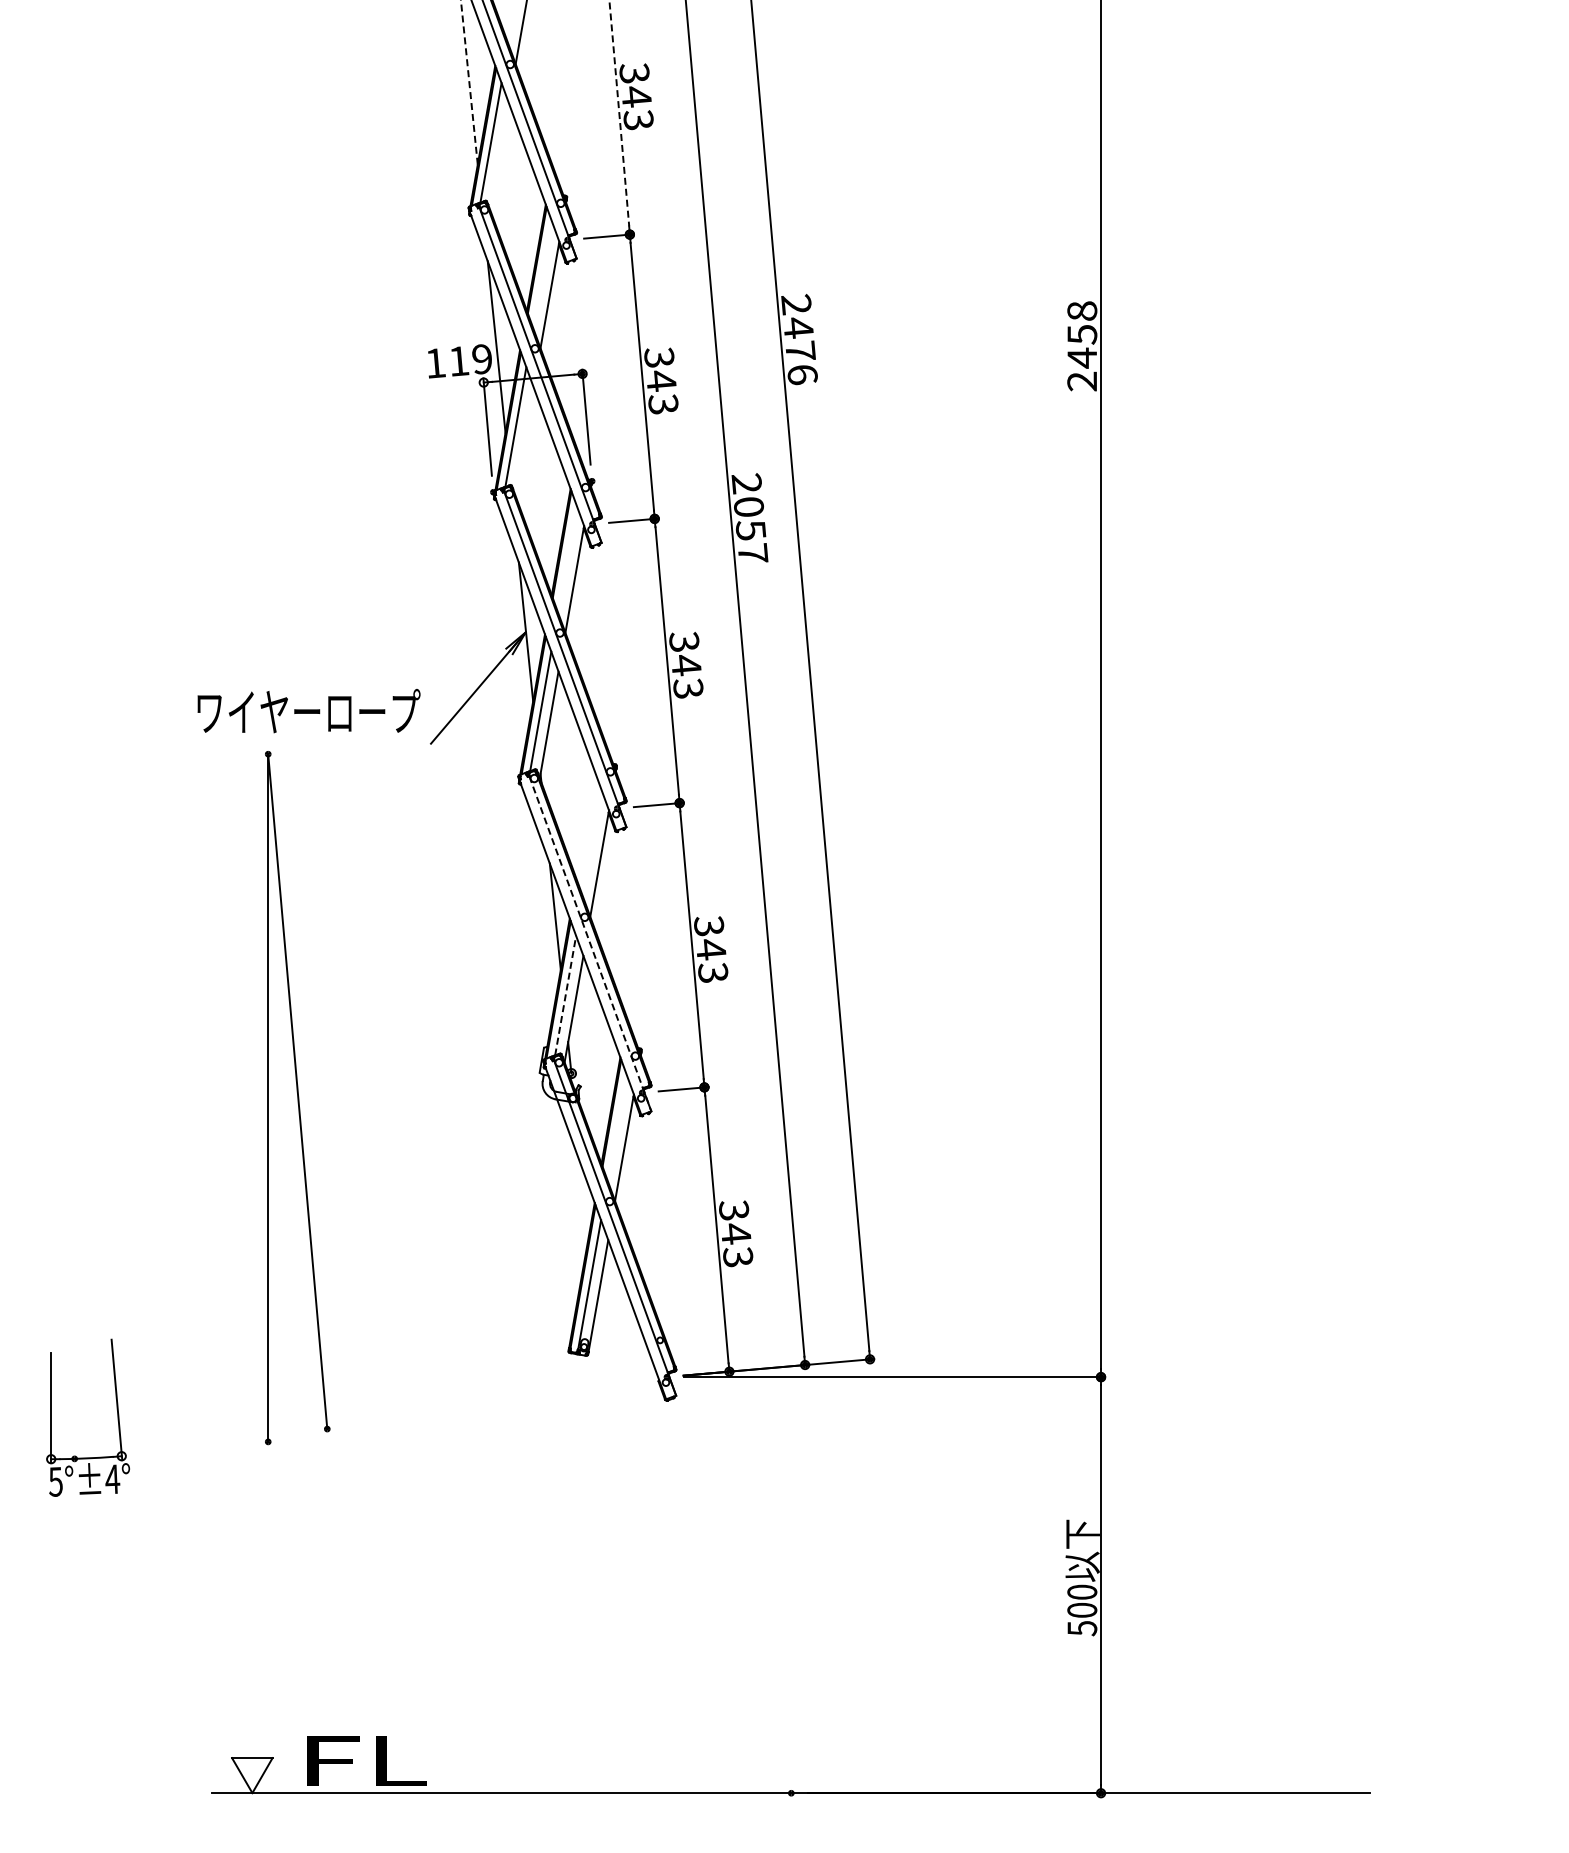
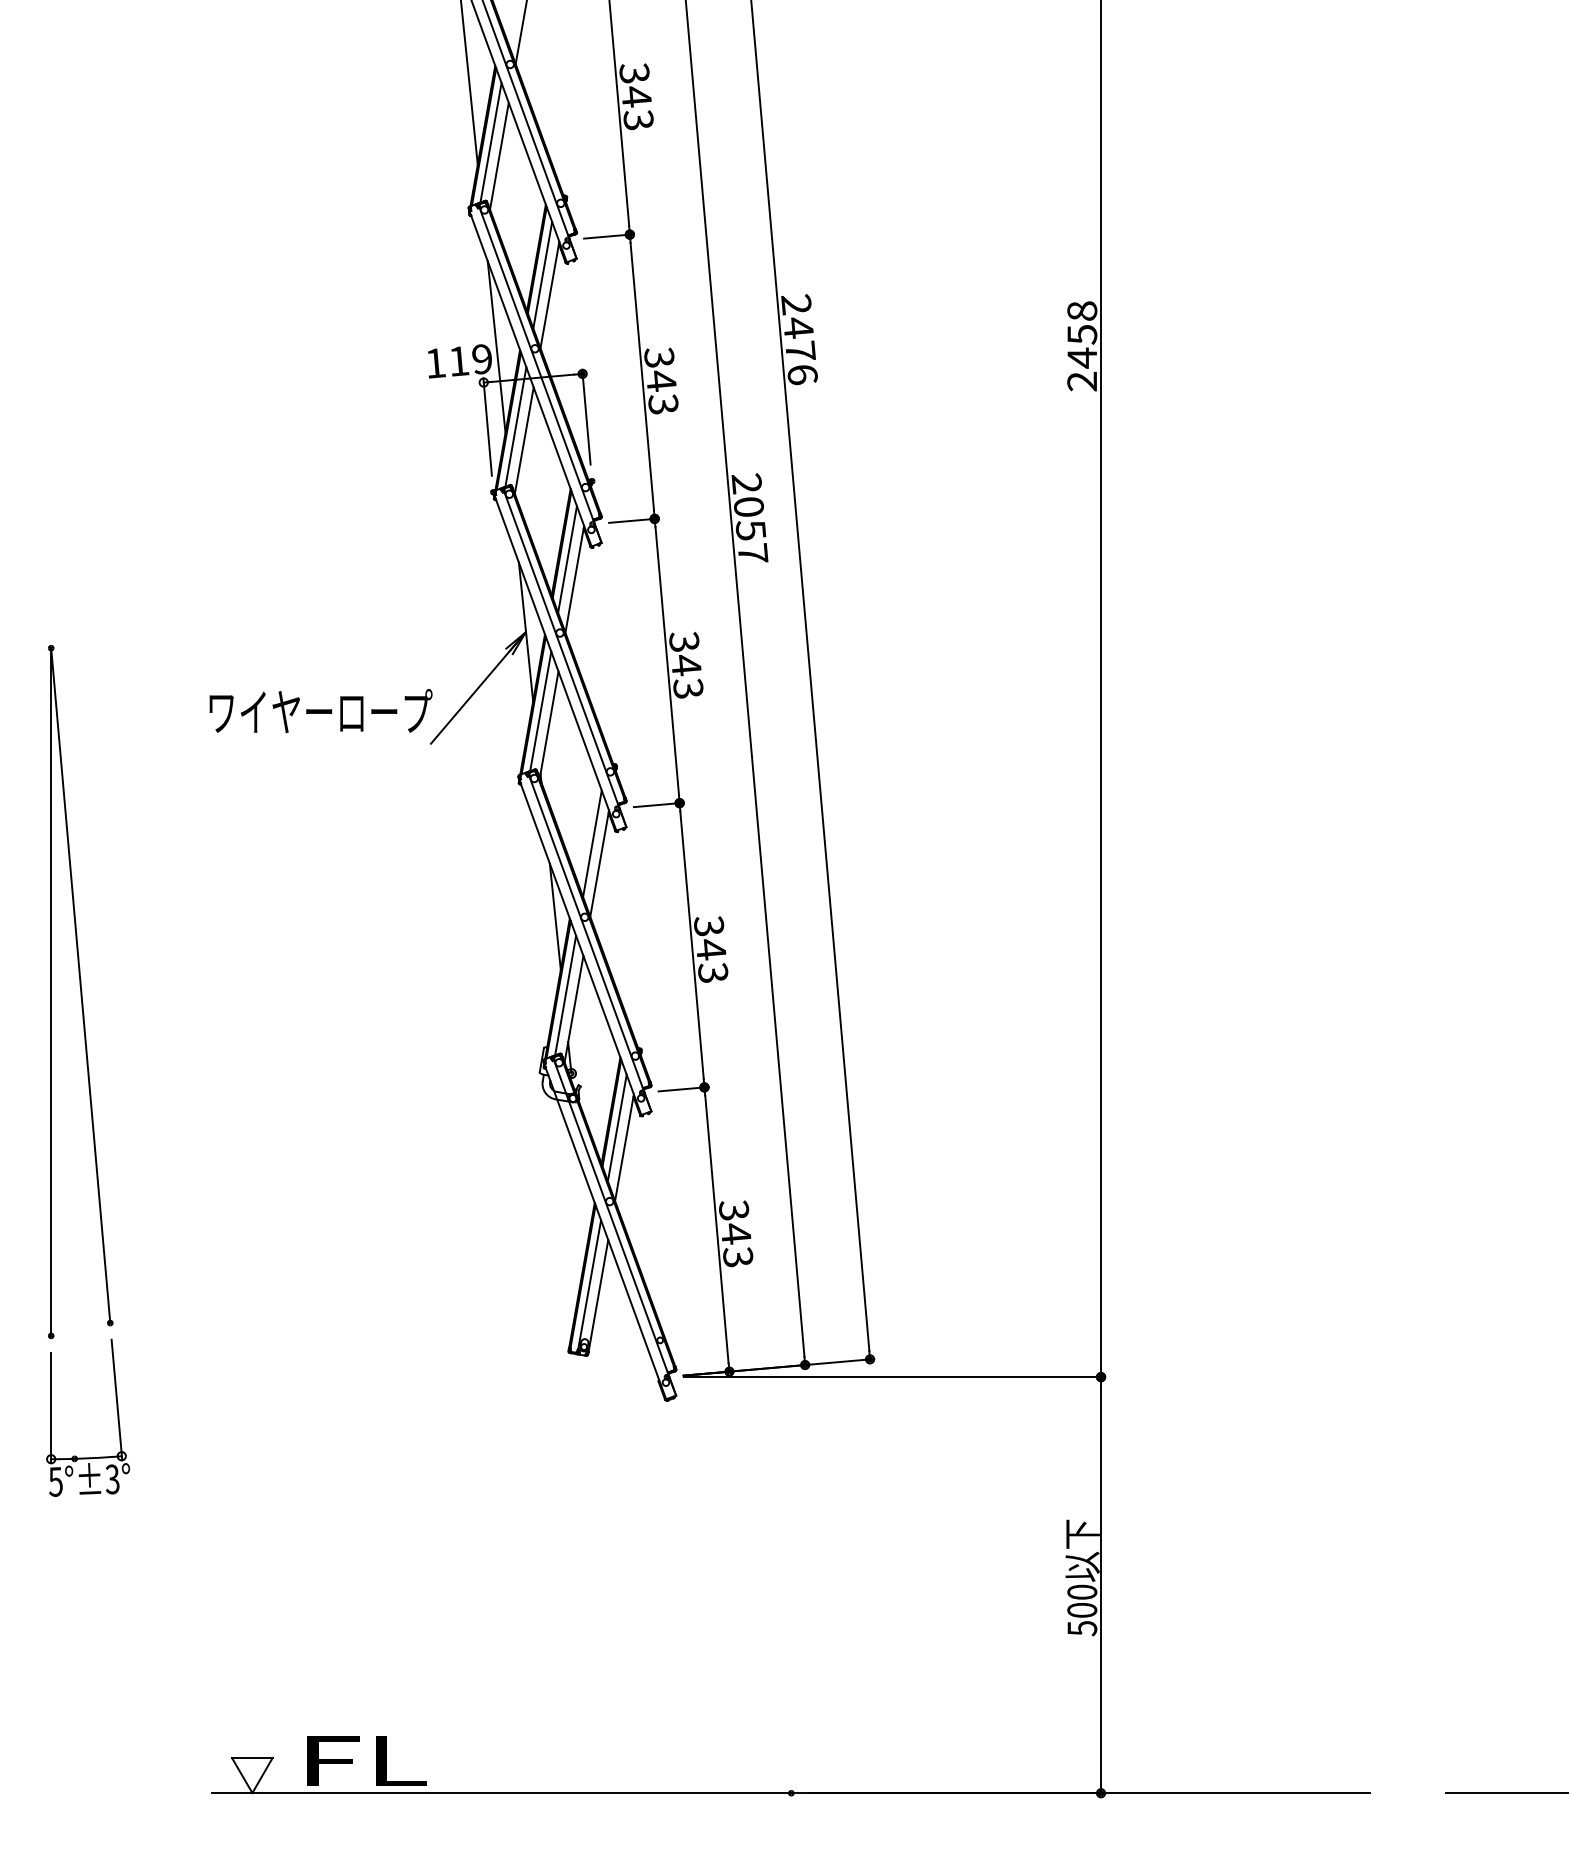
line: dashed -> solid (469, 82)
line: dashed -> solid (619, 113)
line: none -> present (499, 156)
line: none -> present (542, 274)
line: none -> present (523, 440)
line: none -> present (567, 559)
text position: (308, 711) -> (320, 711) (320, 711)
line: none -> present (592, 843)
line: dashed -> solid (590, 944)
line: dashed -> solid (565, 995)
part position: (297, 1098) -> (80, 992) (80, 992)
line: none -> present (616, 1127)
text: 5°±4° -> 5°±3° (112, 1479)
line: none -> present (1505, 1793)
